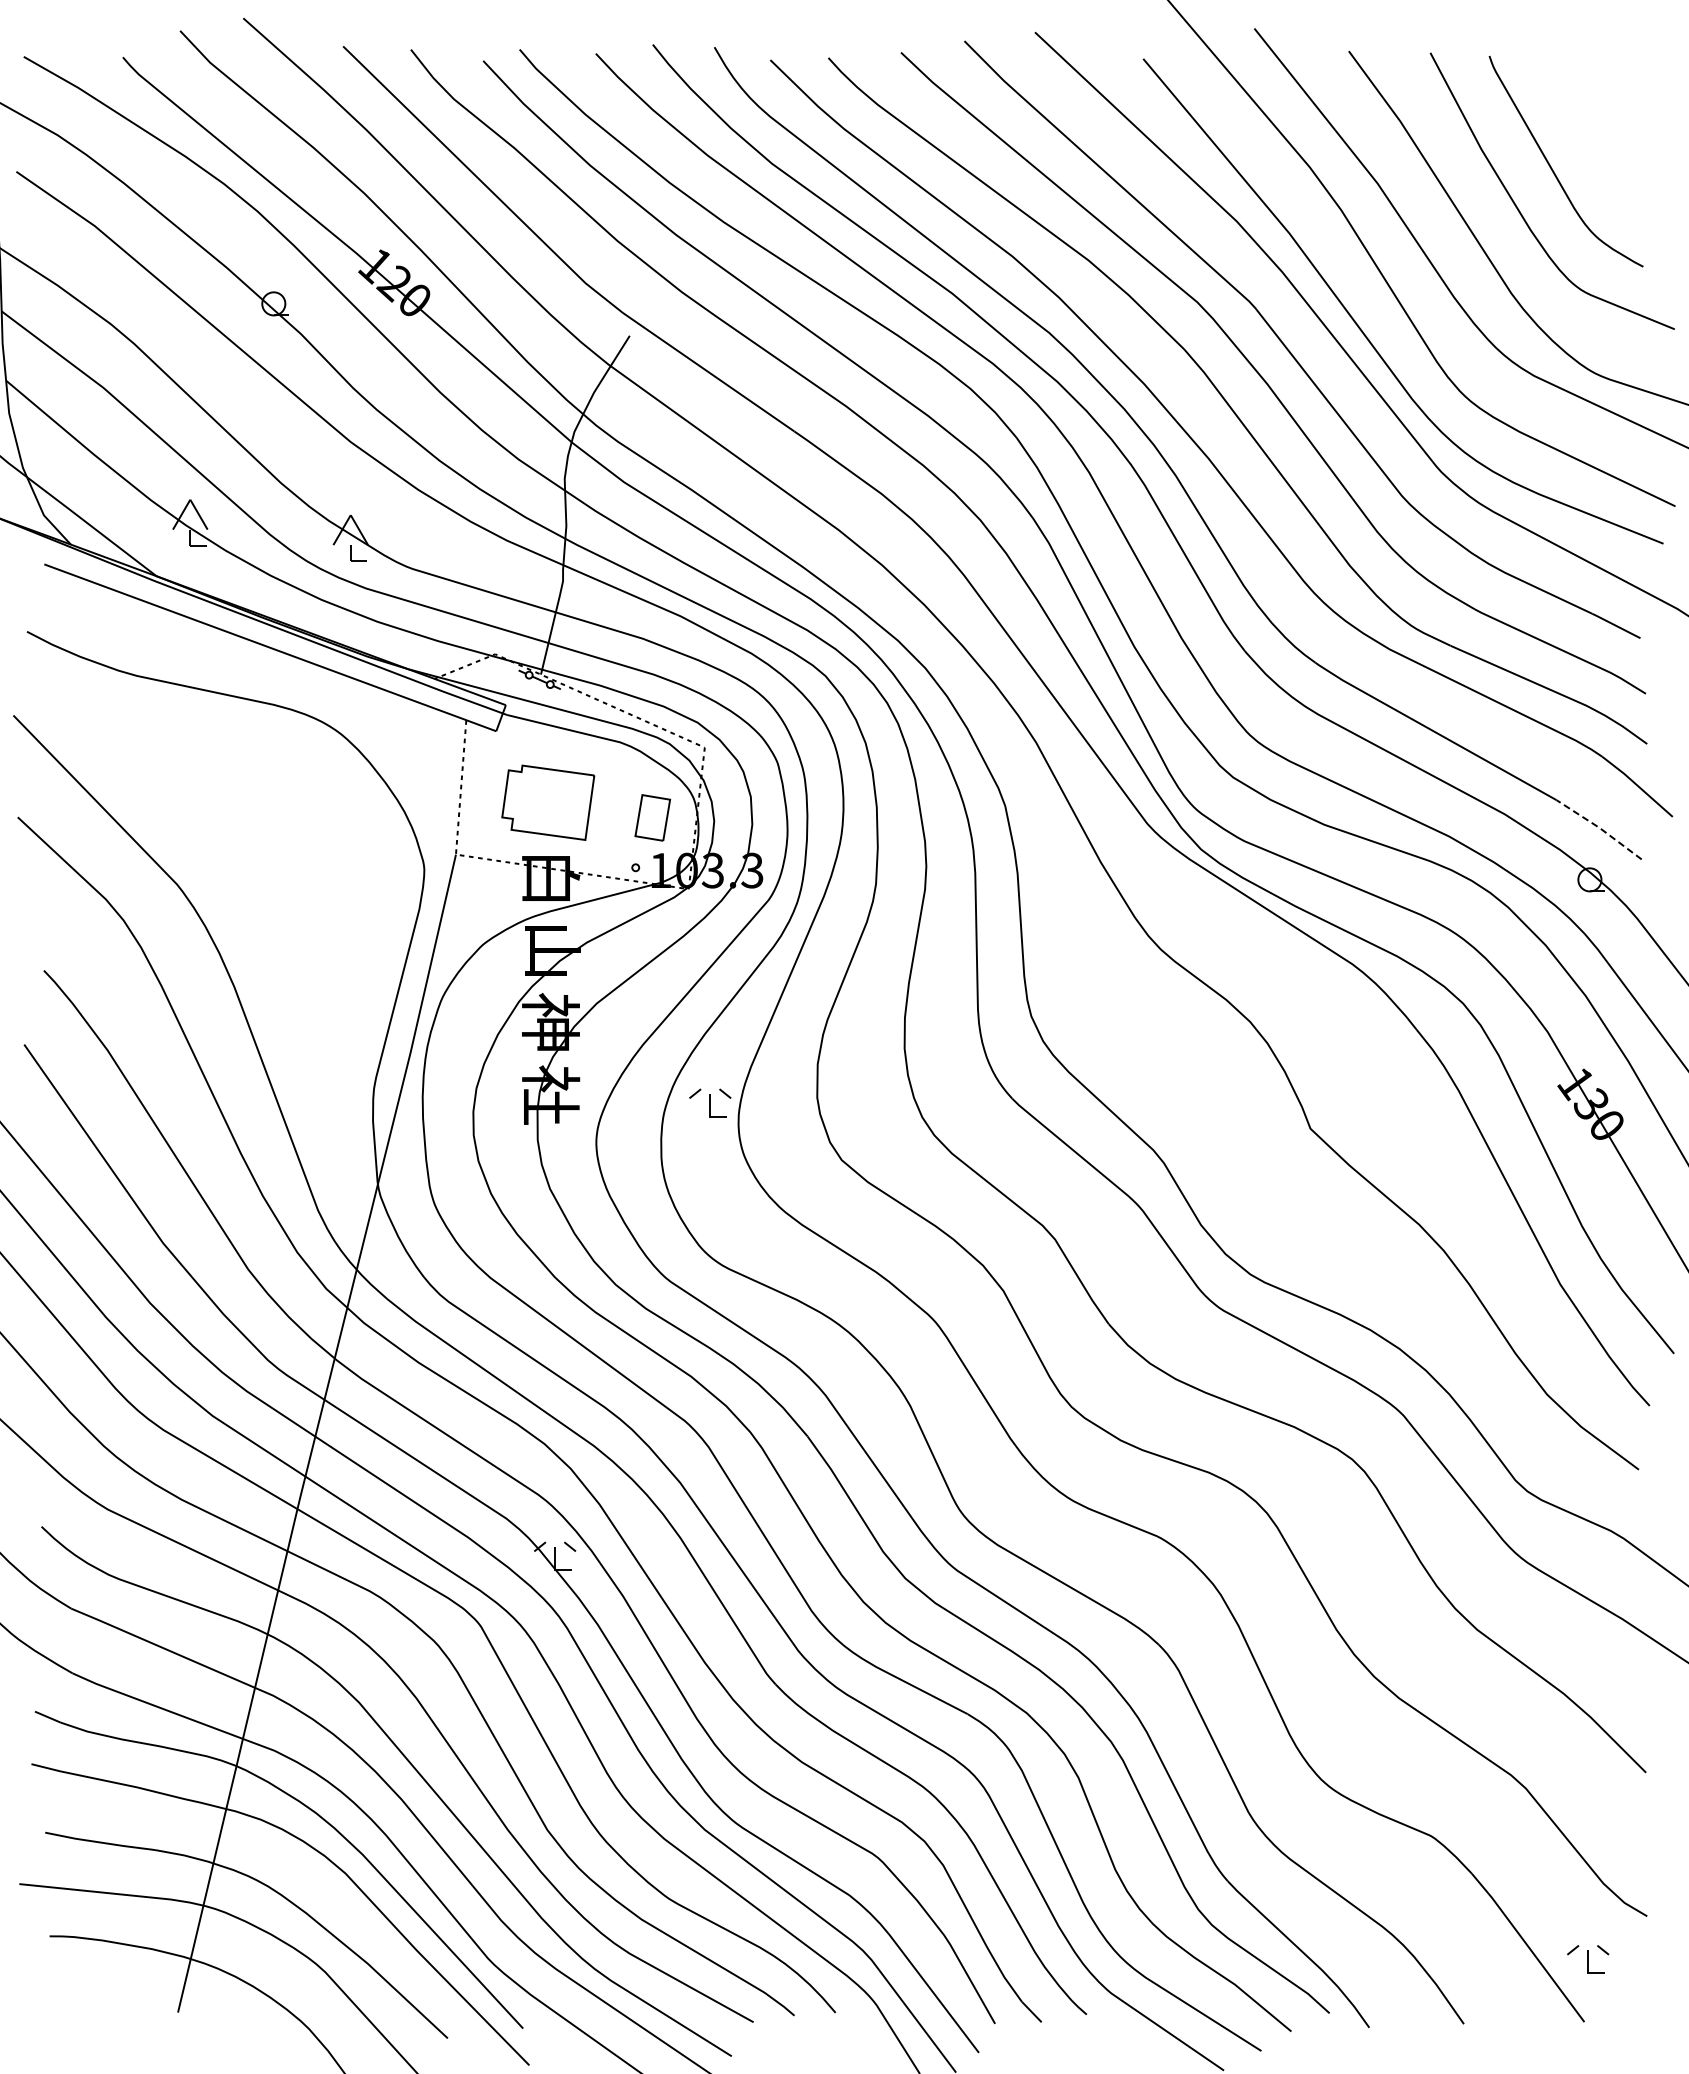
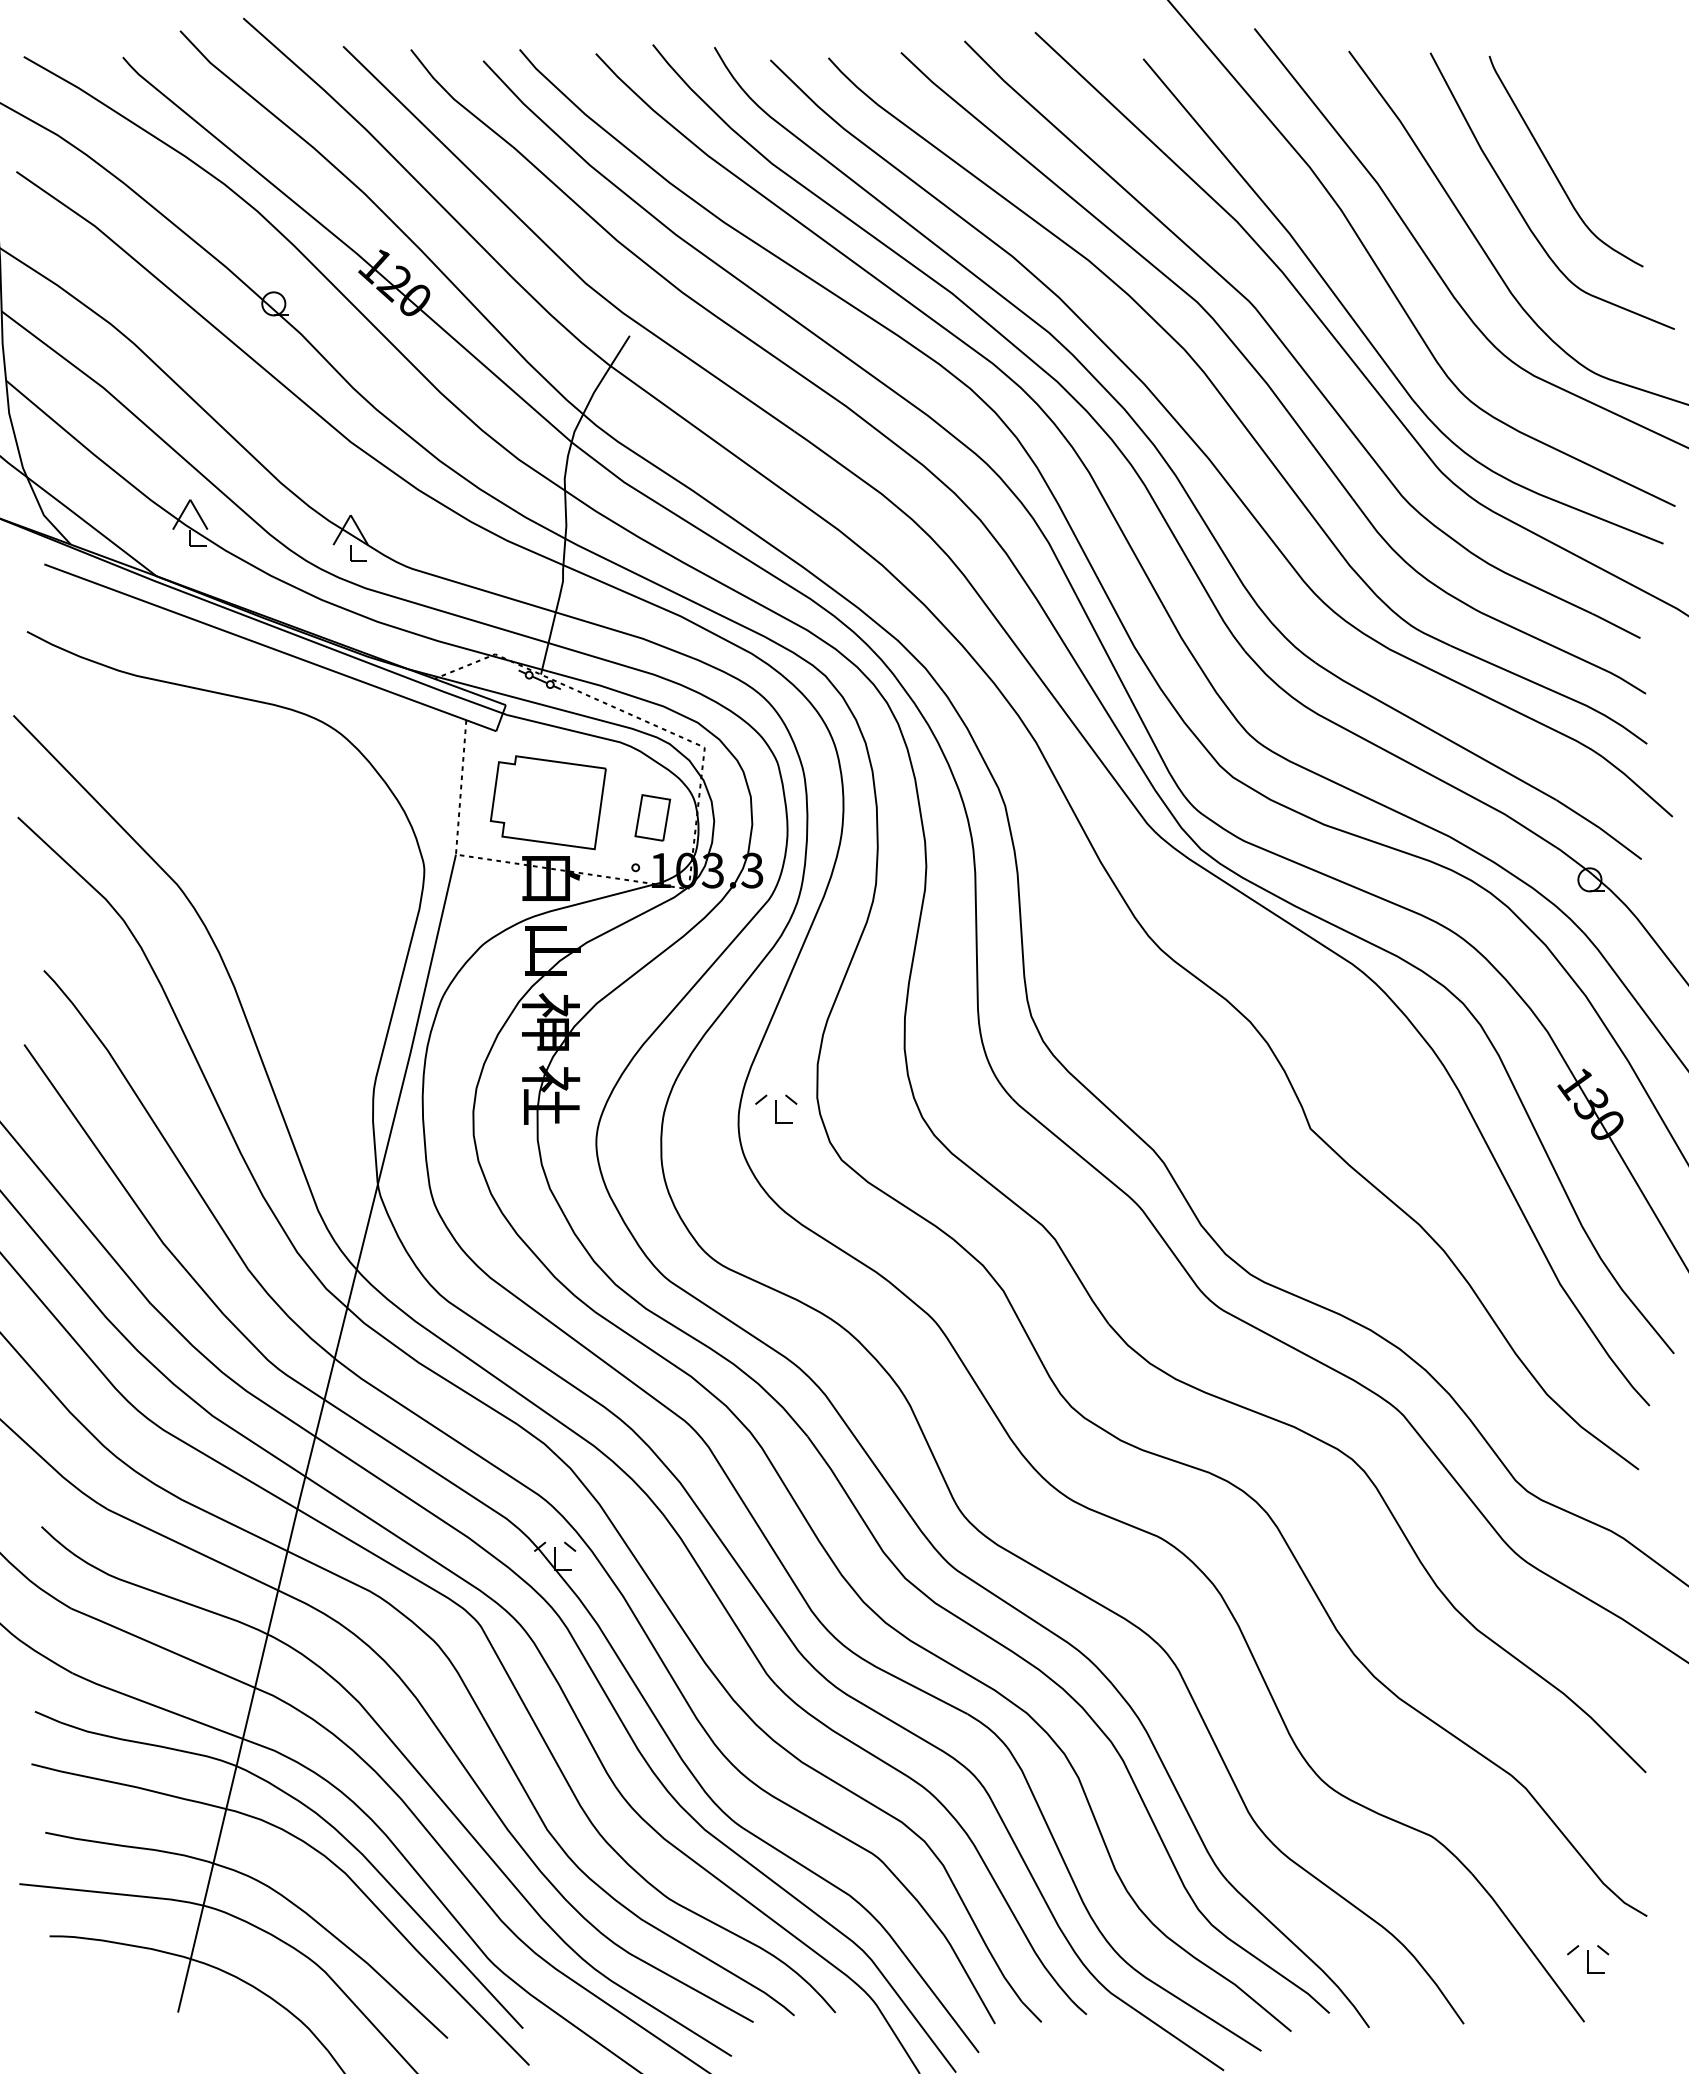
part size: 95x77 px -> 118x96 px (547, 802)
line: dashed -> solid (1599, 827)
part position: (710, 1102) -> (776, 1108) (776, 1108)
